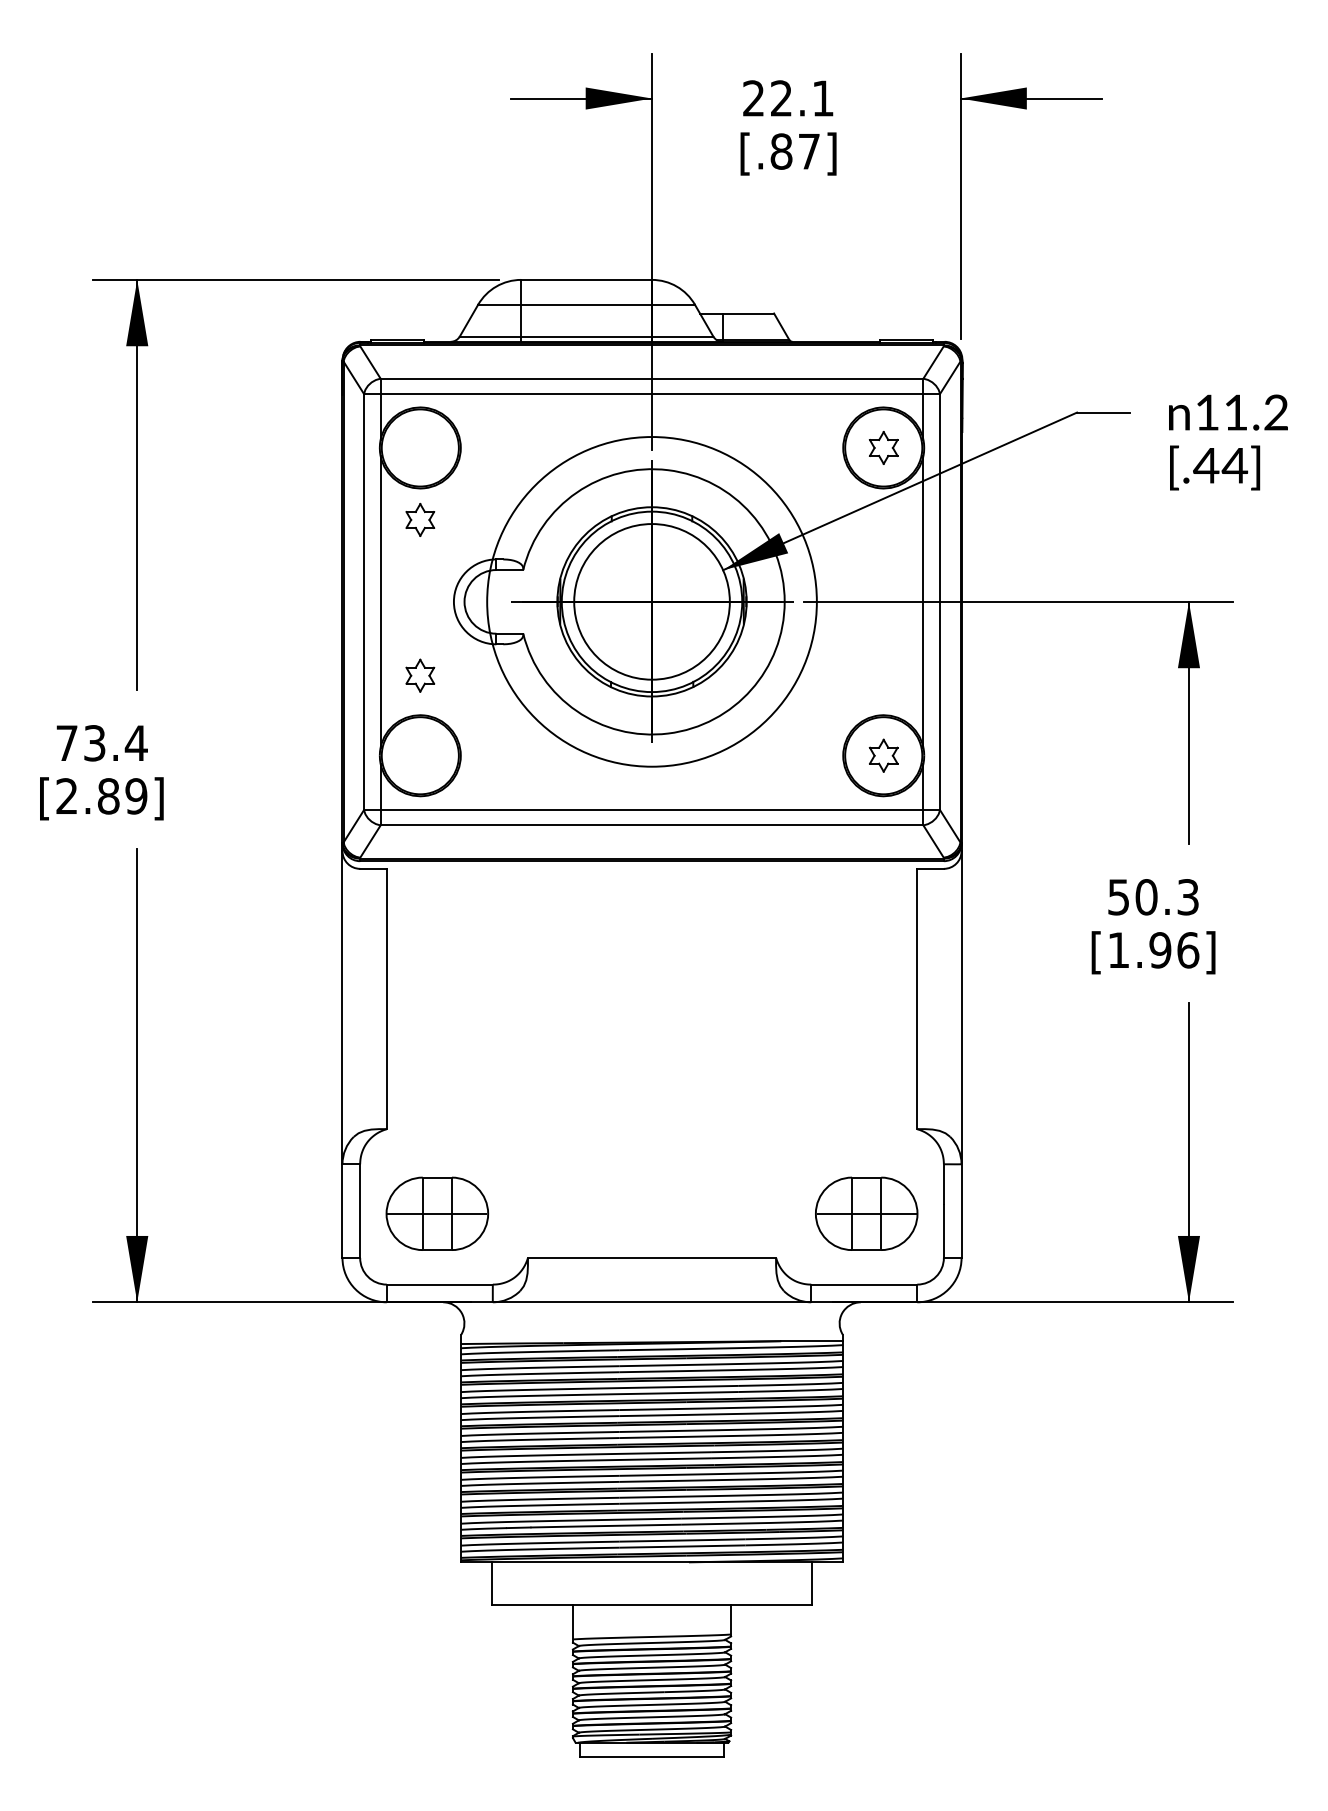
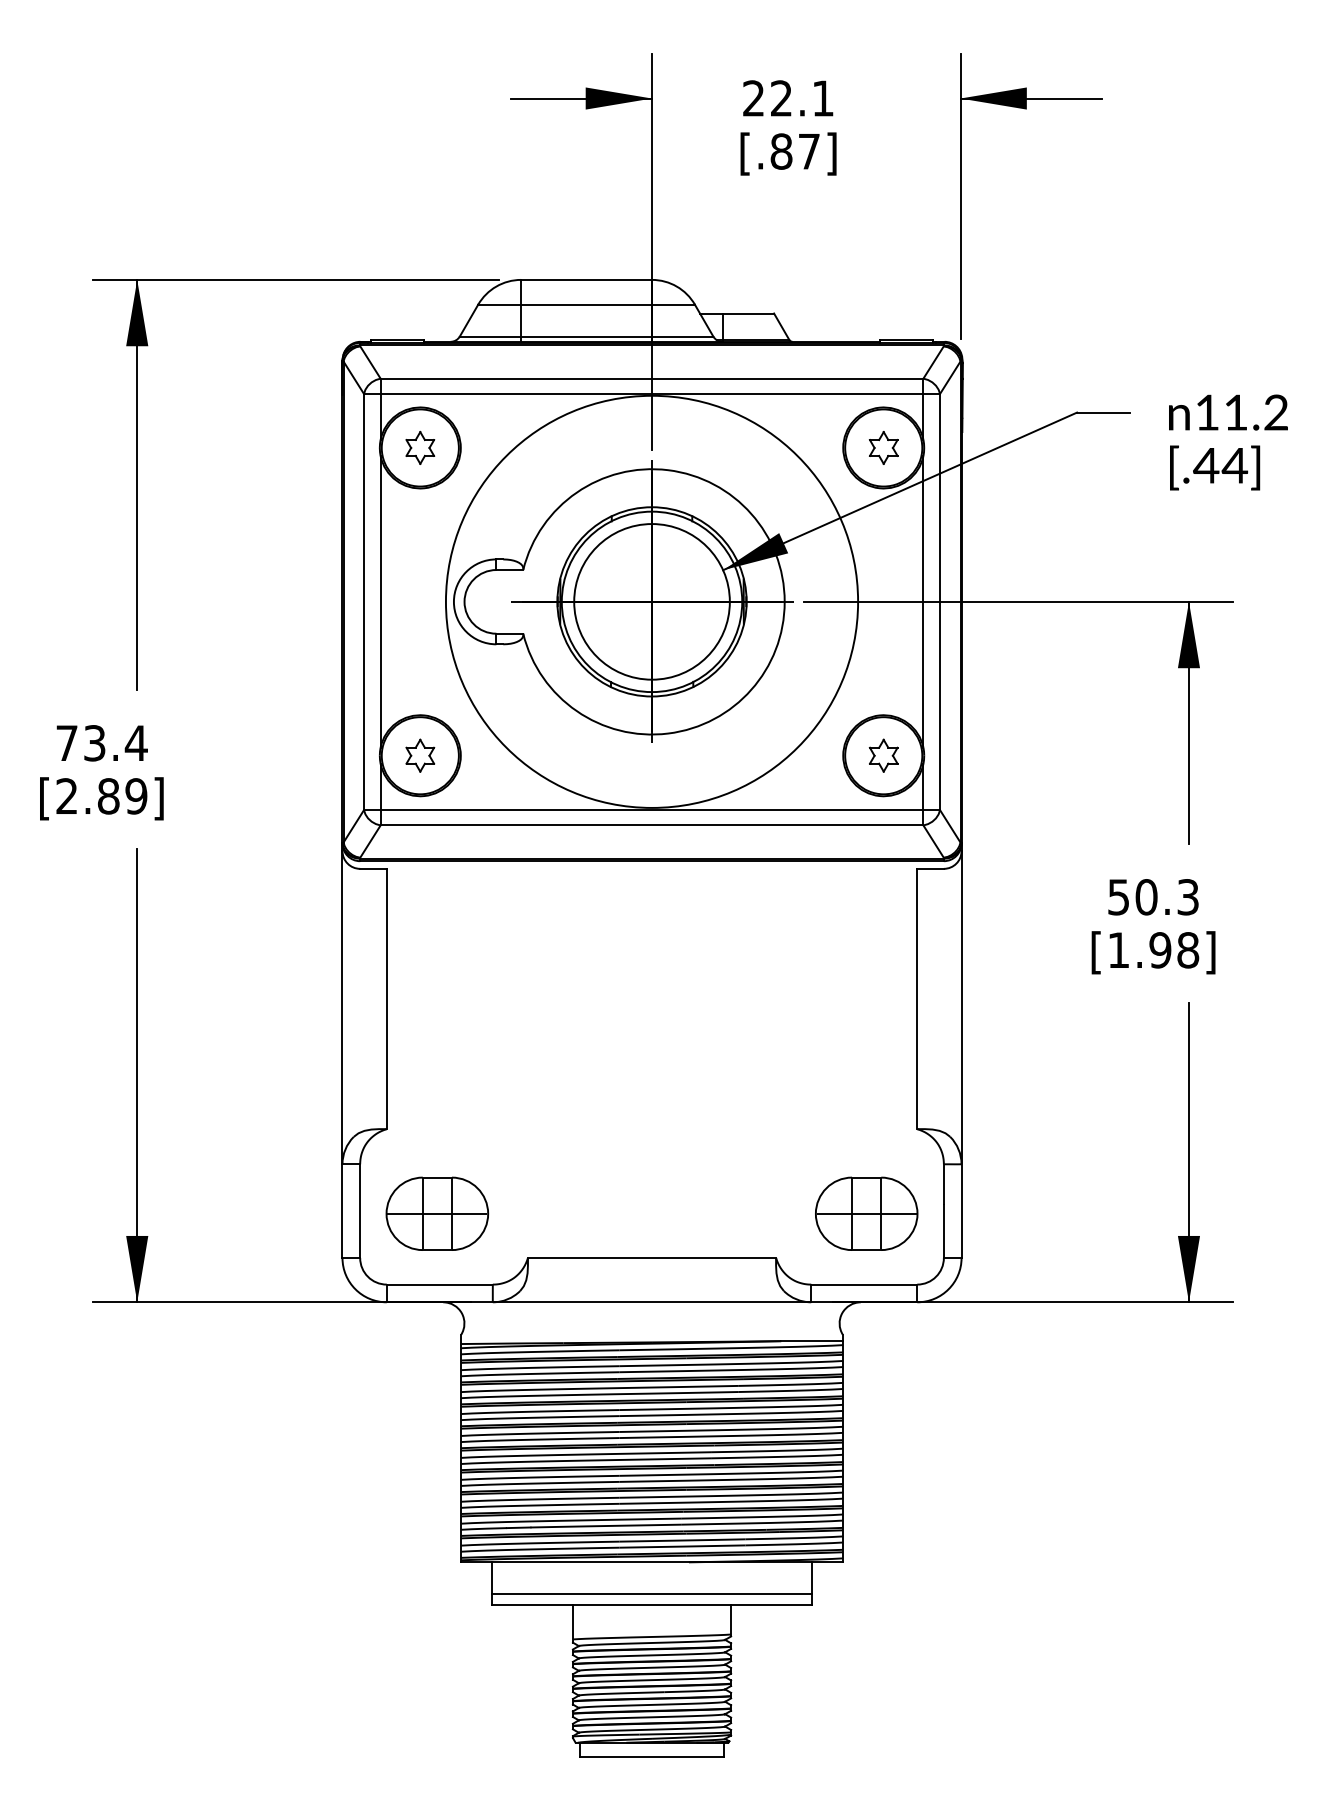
part position: (420, 519) -> (420, 447) (420, 447)
circle diameter: 330 px -> 412 px (651, 601)
part position: (420, 675) -> (420, 755) (420, 755)
text: [1.96] -> [1.98] (1188, 950)
line: none -> present (651, 1594)
